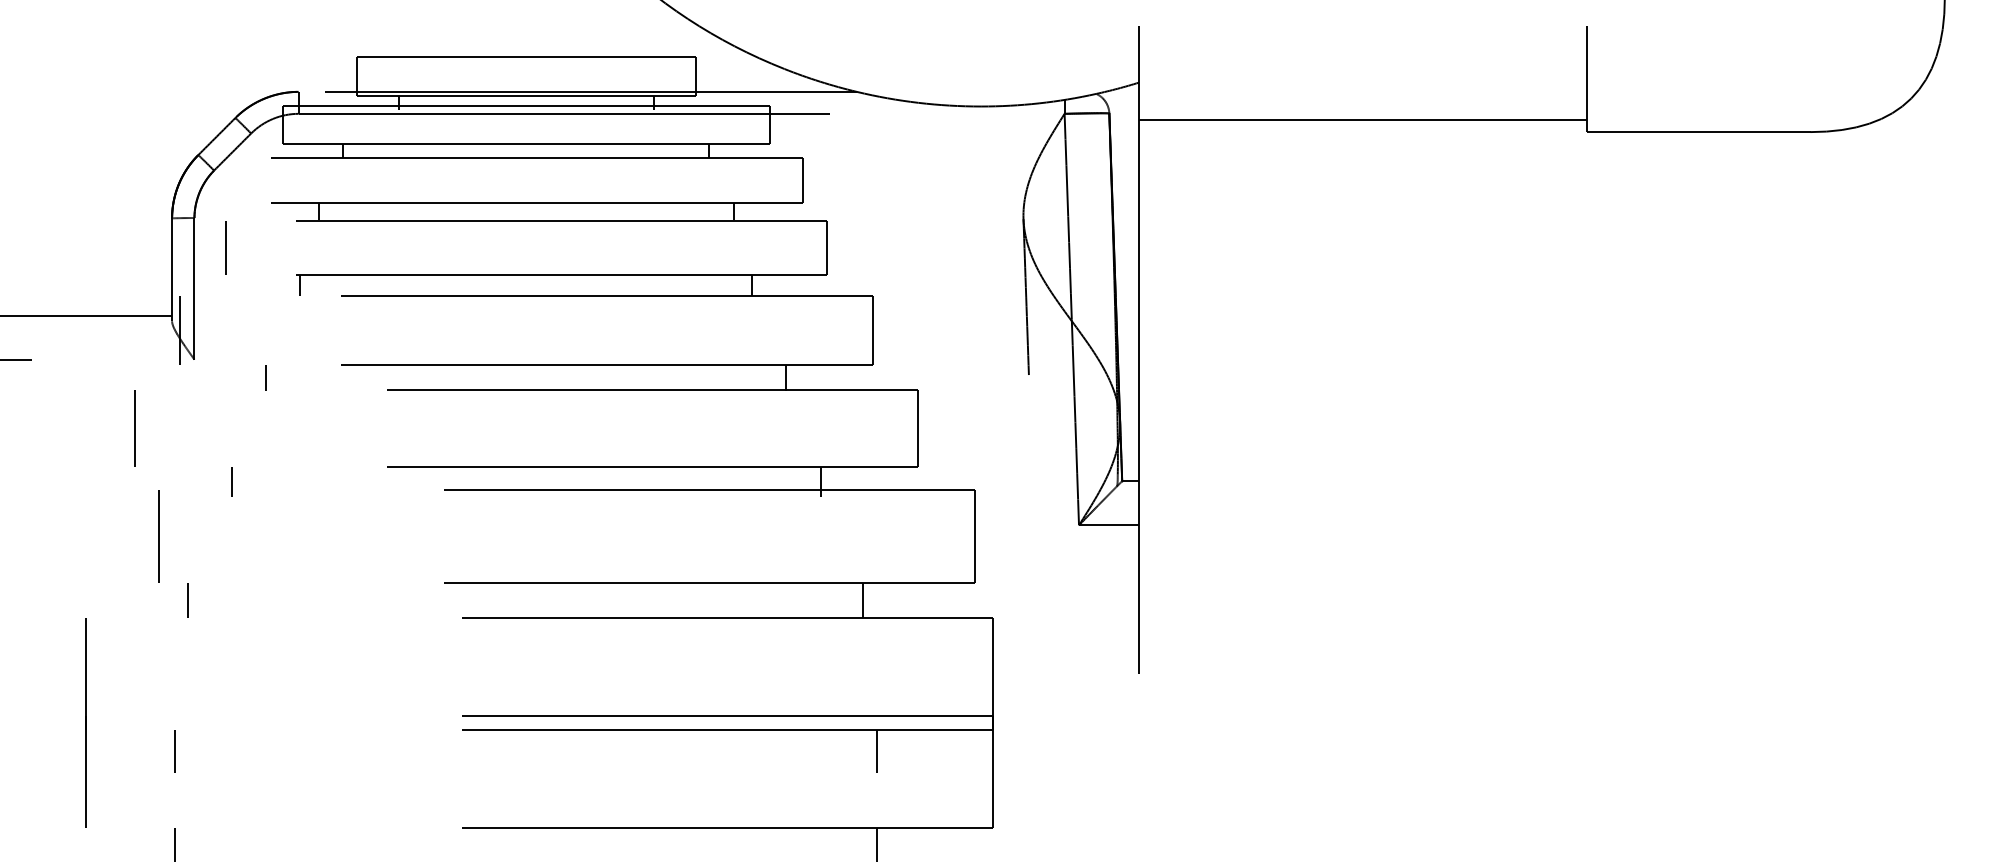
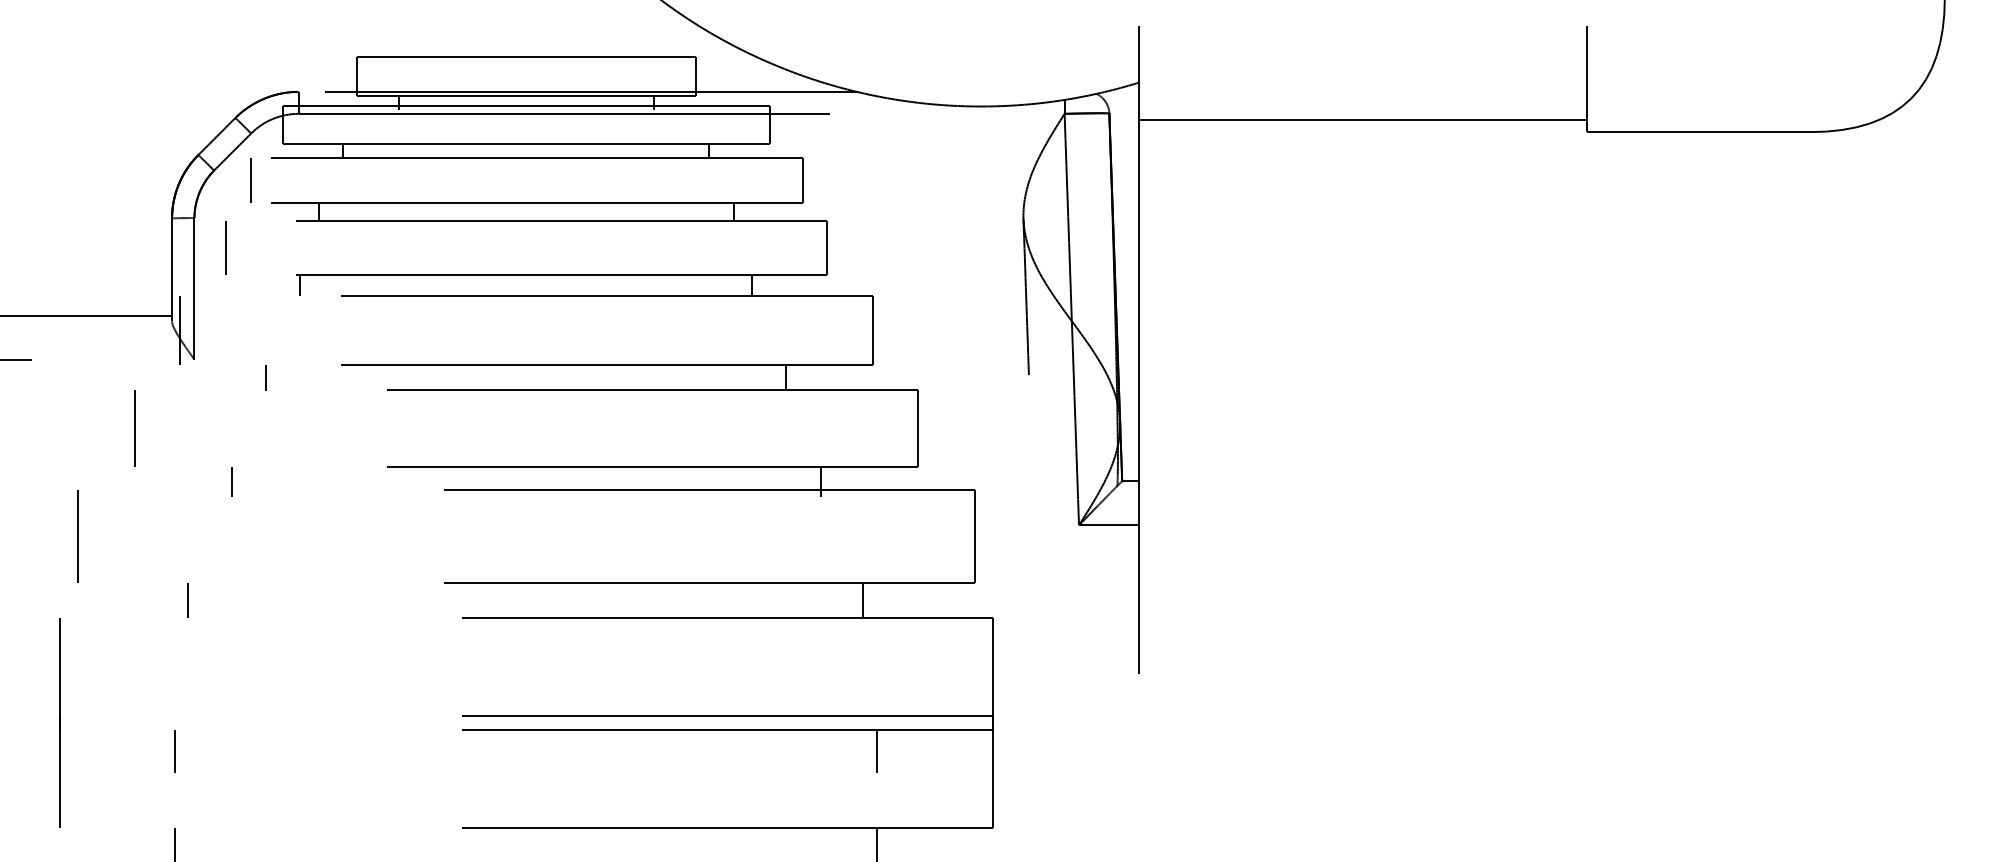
line: none -> present (250, 180)
line position: (158, 536) -> (77, 536) (77, 536)
line position: (85, 722) -> (59, 722) (59, 722)
